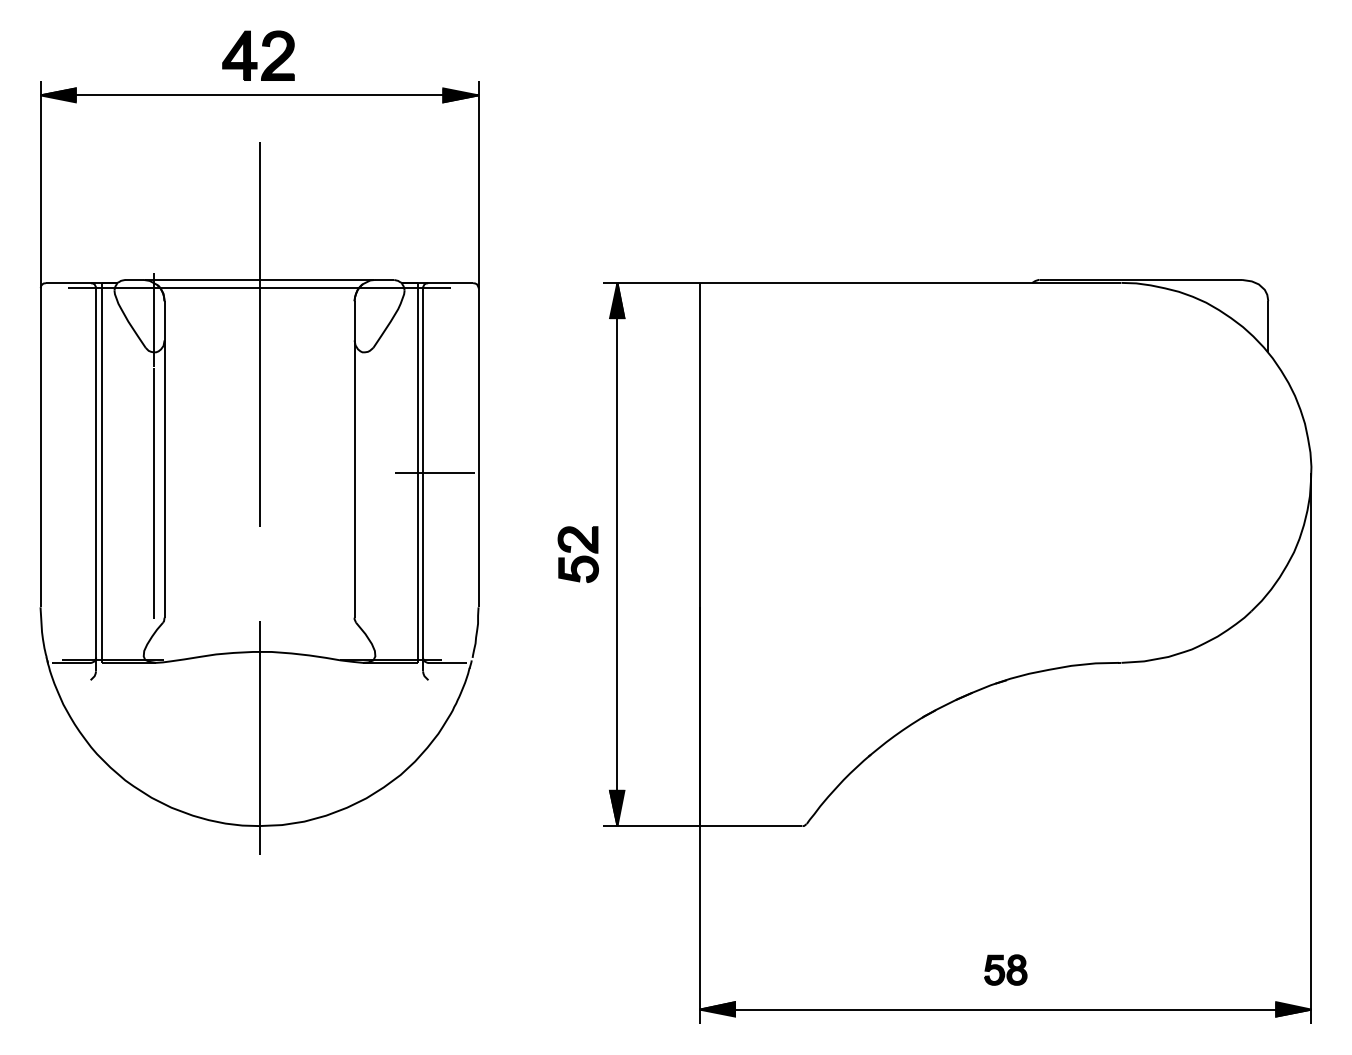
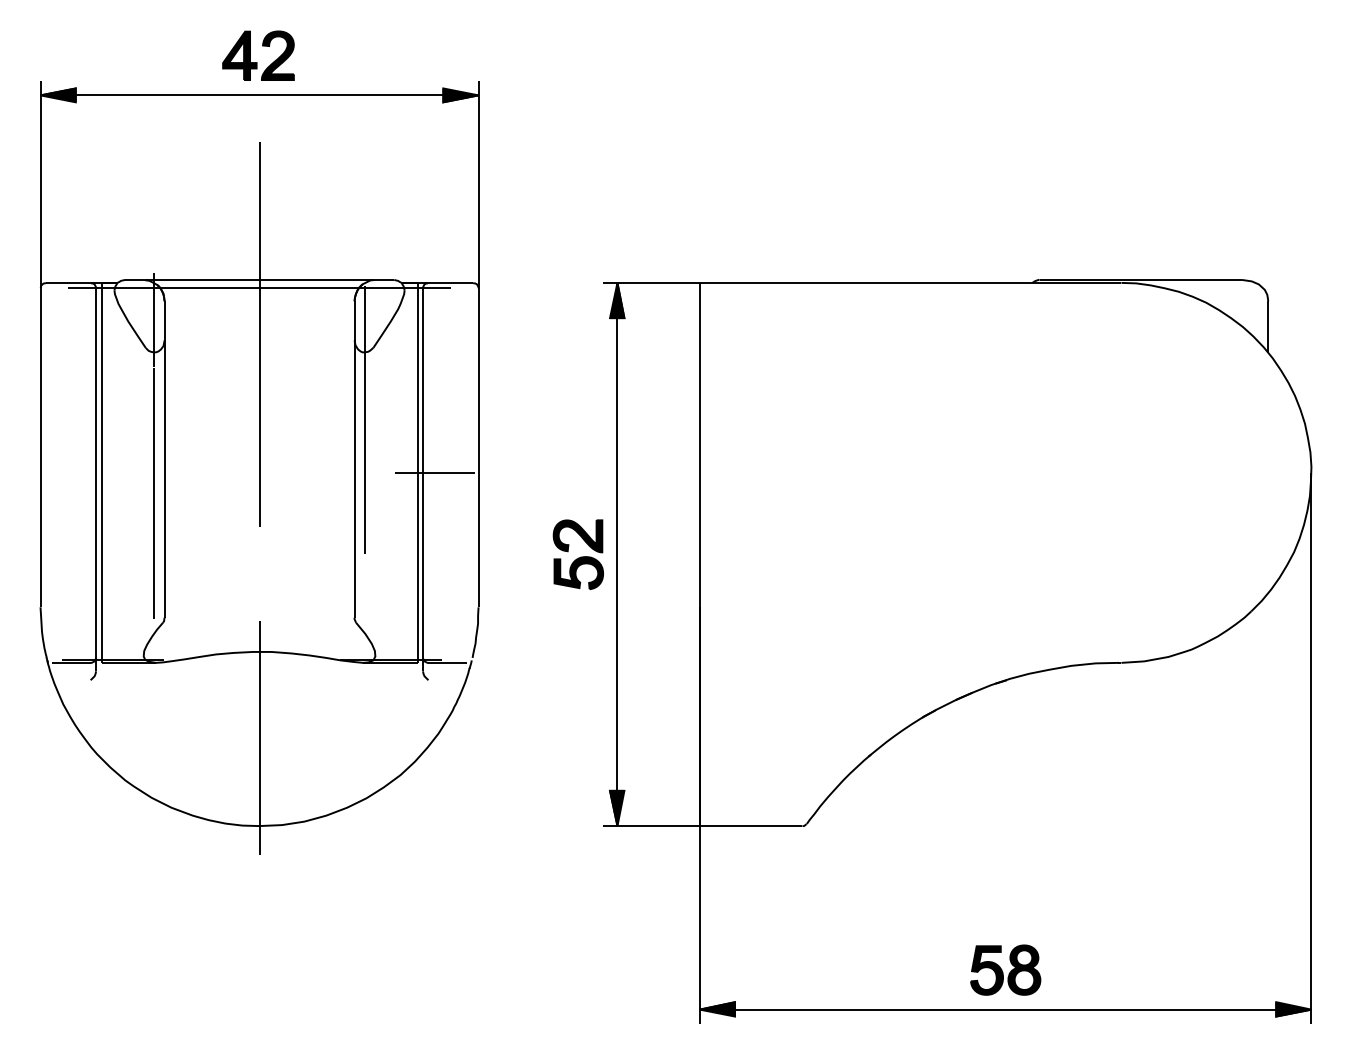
line: none -> present (365, 419)
part size: 42x57 px -> 52x71 px (577, 554)
part size: 44x32 px -> 72x52 px (1005, 969)
